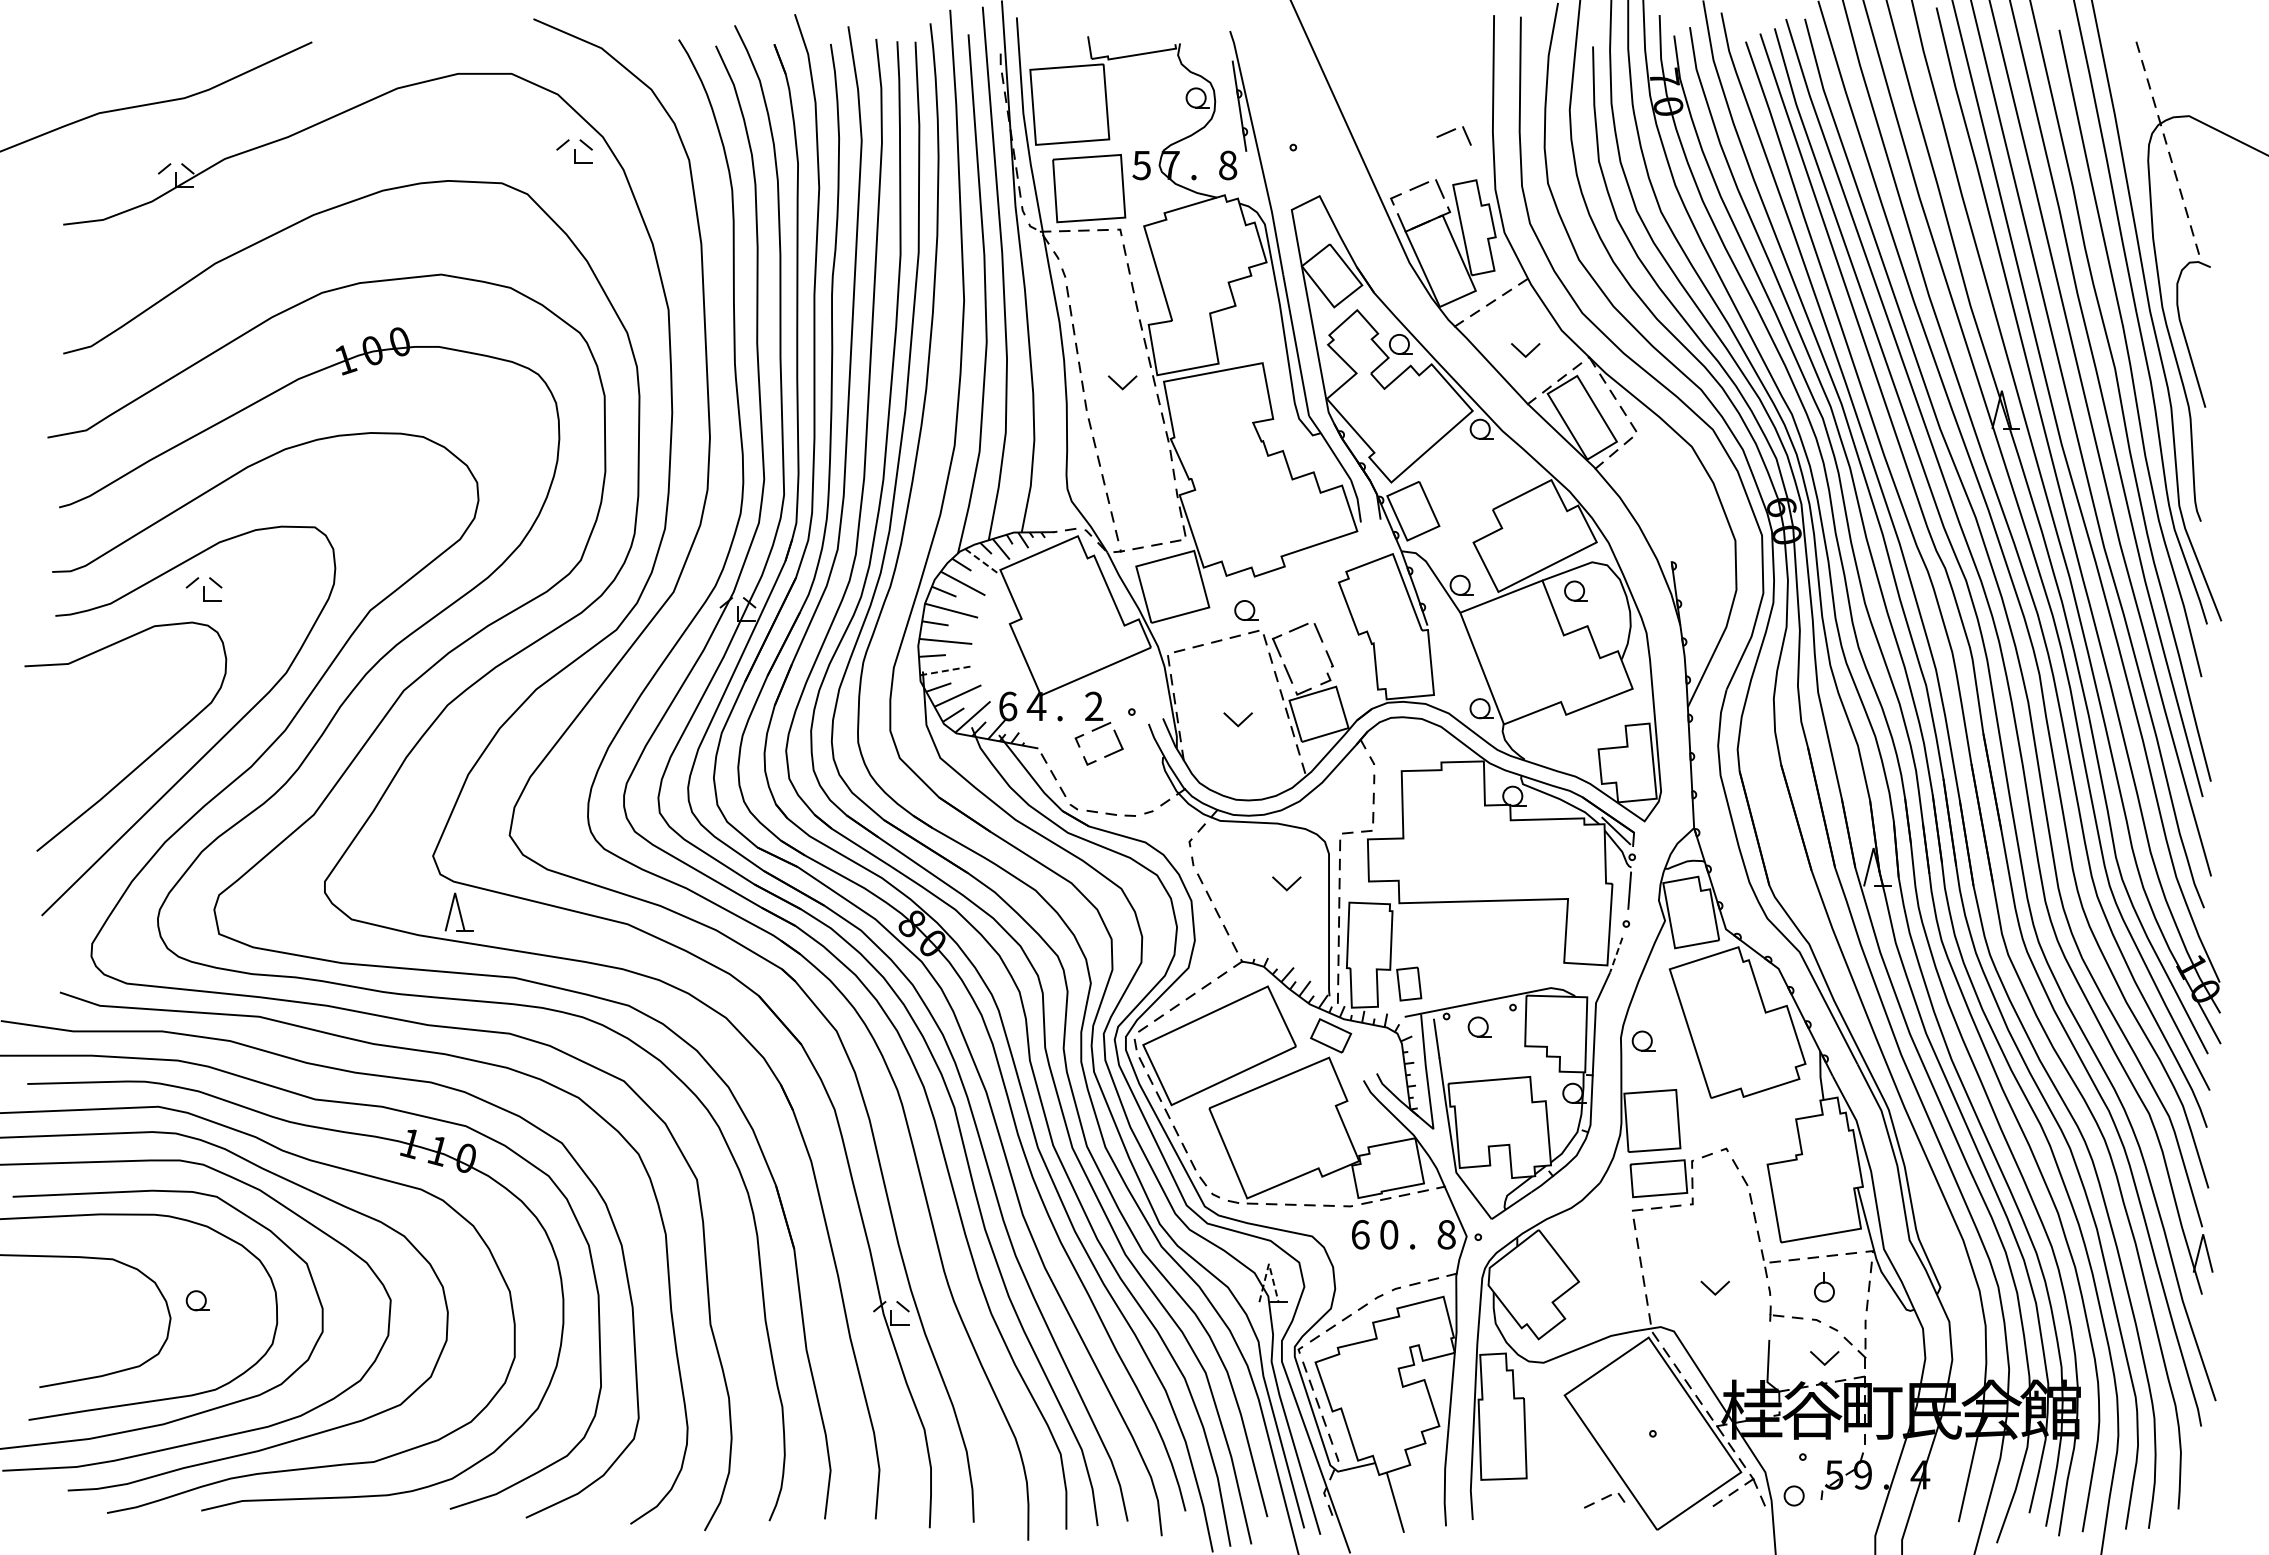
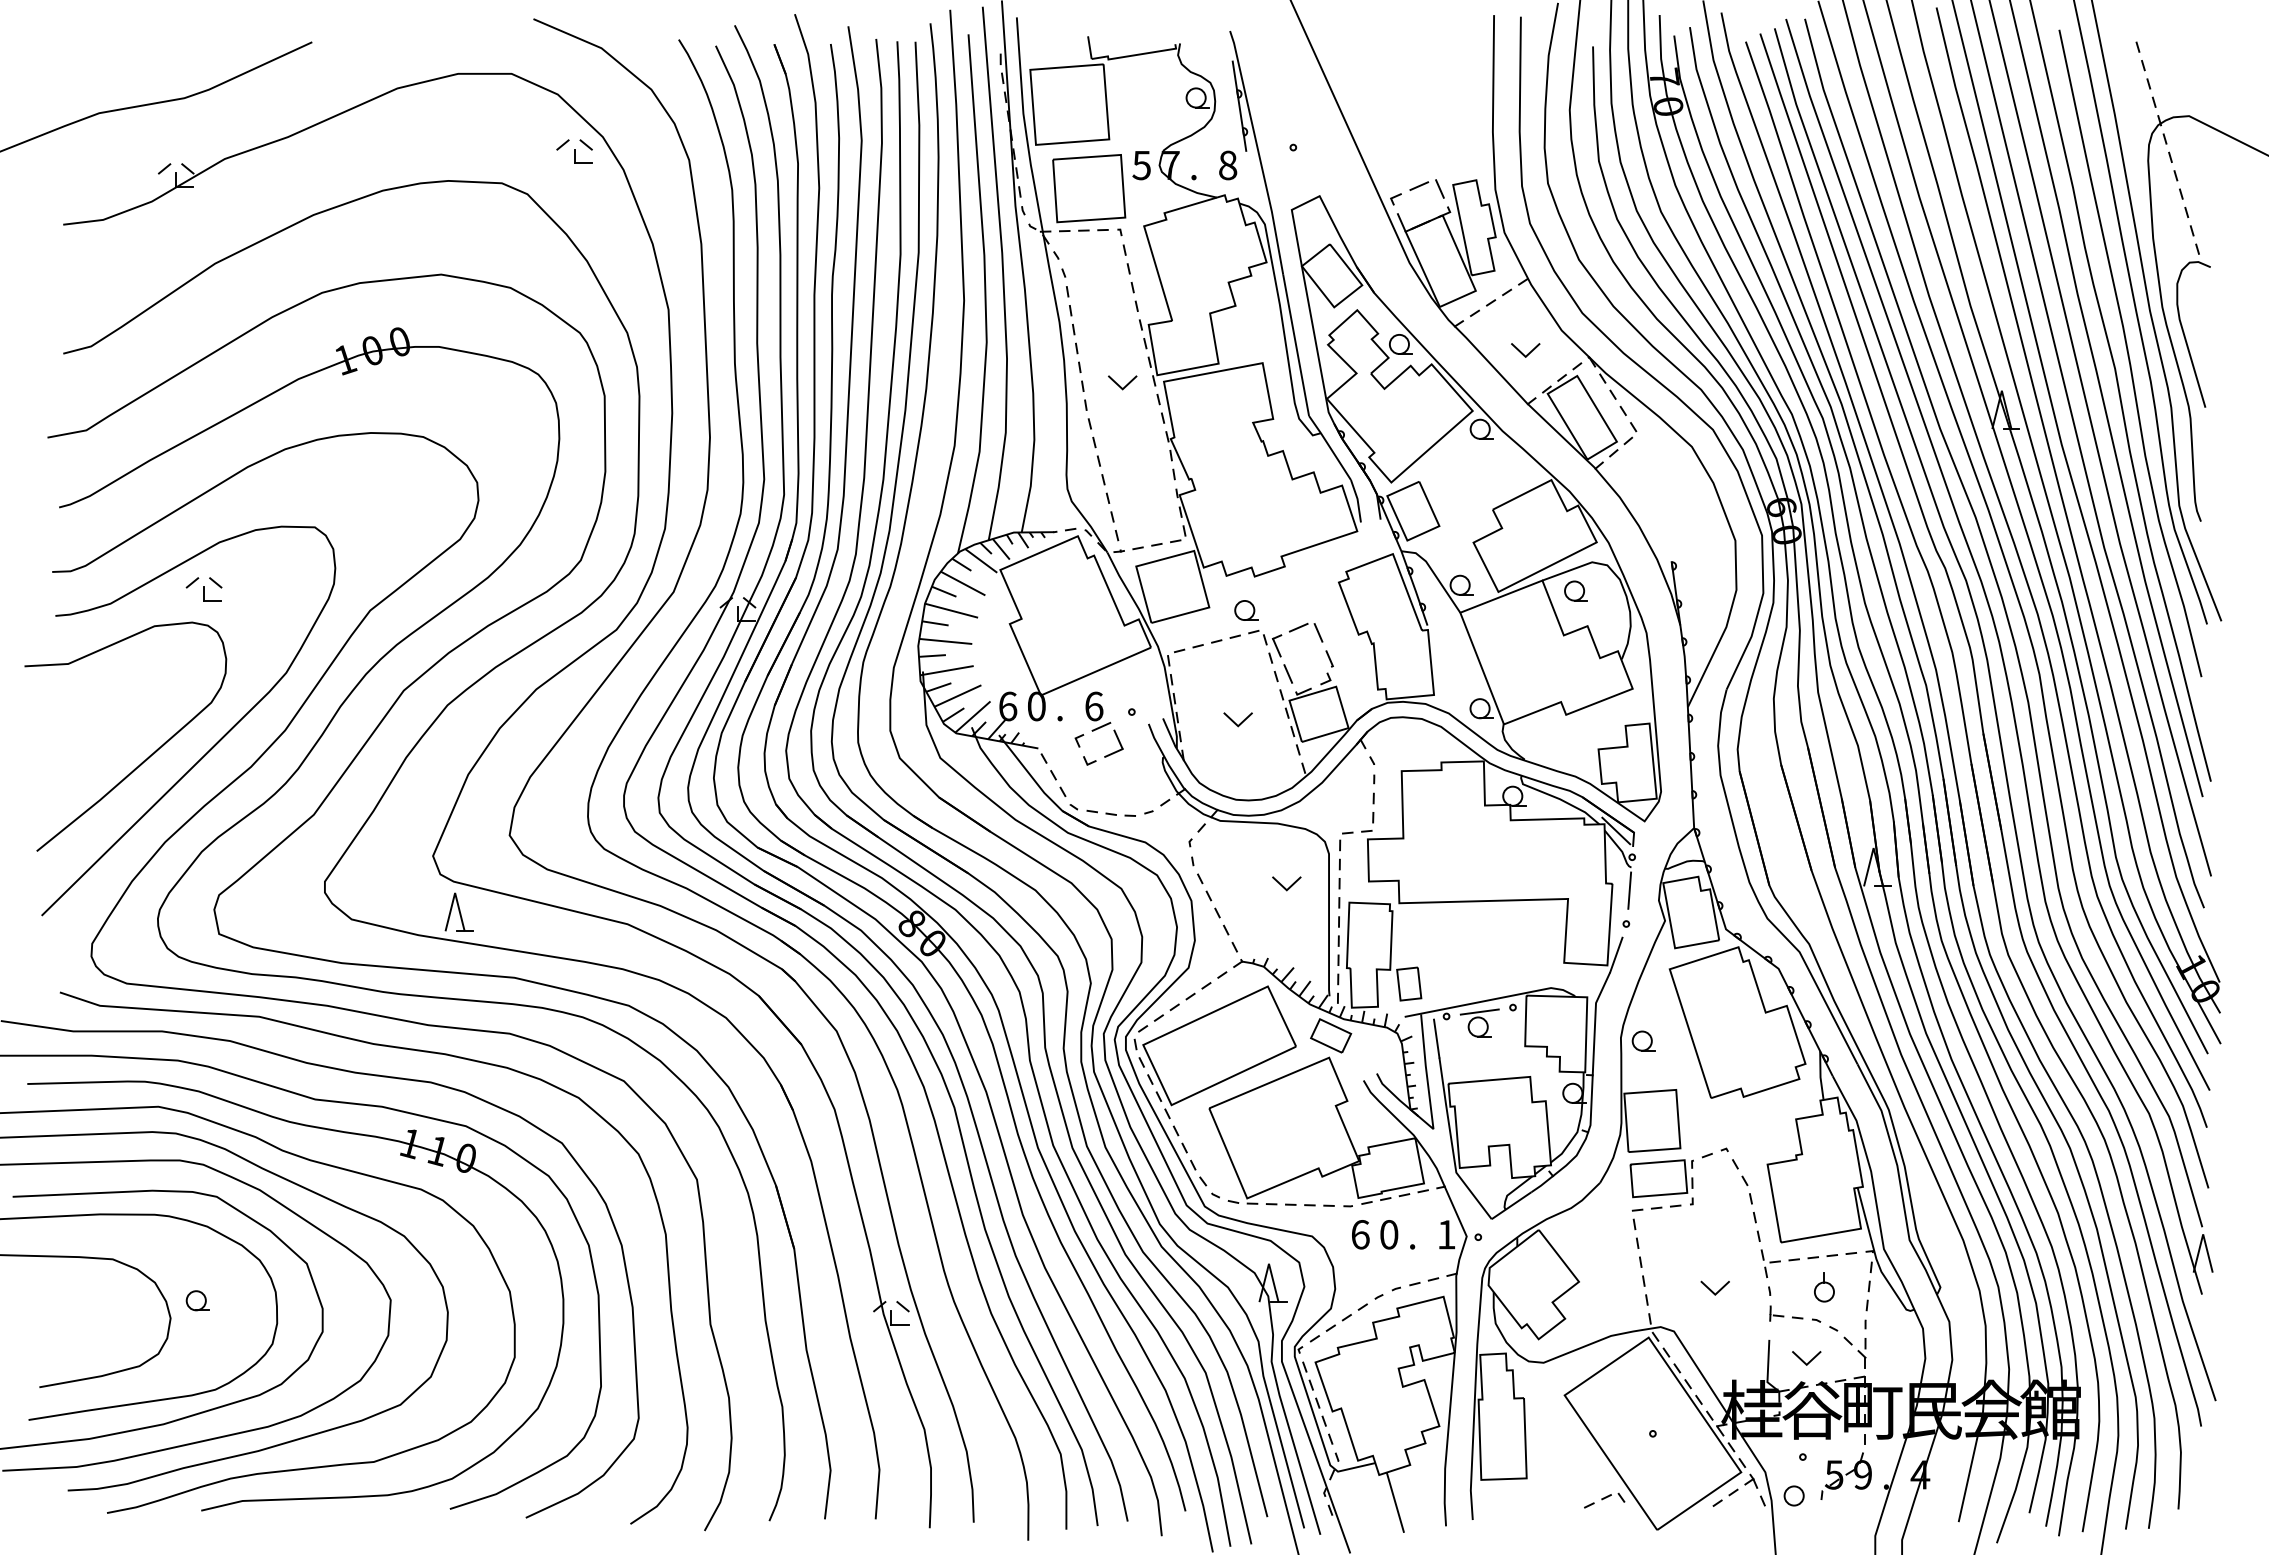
part: present -> none (1453, 135)
line: dashed -> solid (981, 560)
line: dashed -> solid (947, 670)
text: 4 -> 0 (1036, 706)
text: 2 -> 6 (1094, 706)
line: dashed -> solid (1616, 955)
line: none -> present (1479, 1011)
text: 8 -> 1 (1446, 1234)
line: dashed -> solid (1268, 1263)
line position: (1821, 1360) -> (1803, 1360) (1803, 1360)
